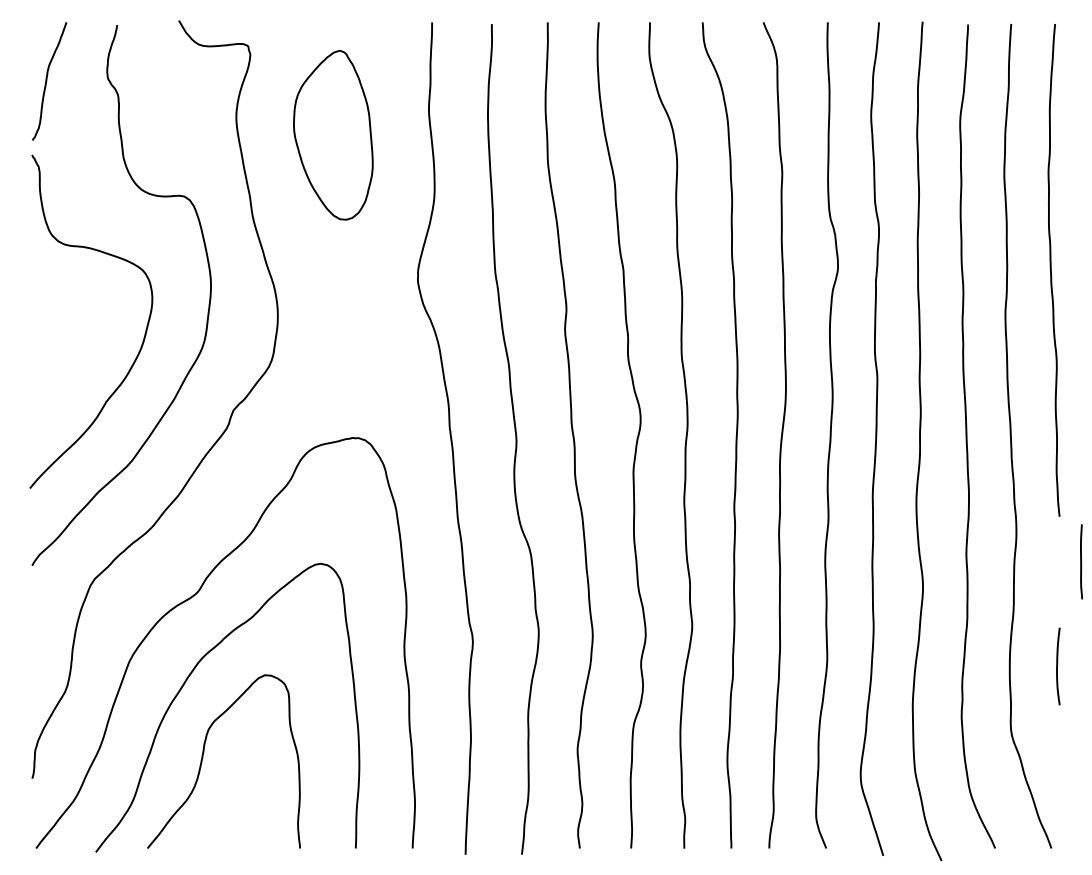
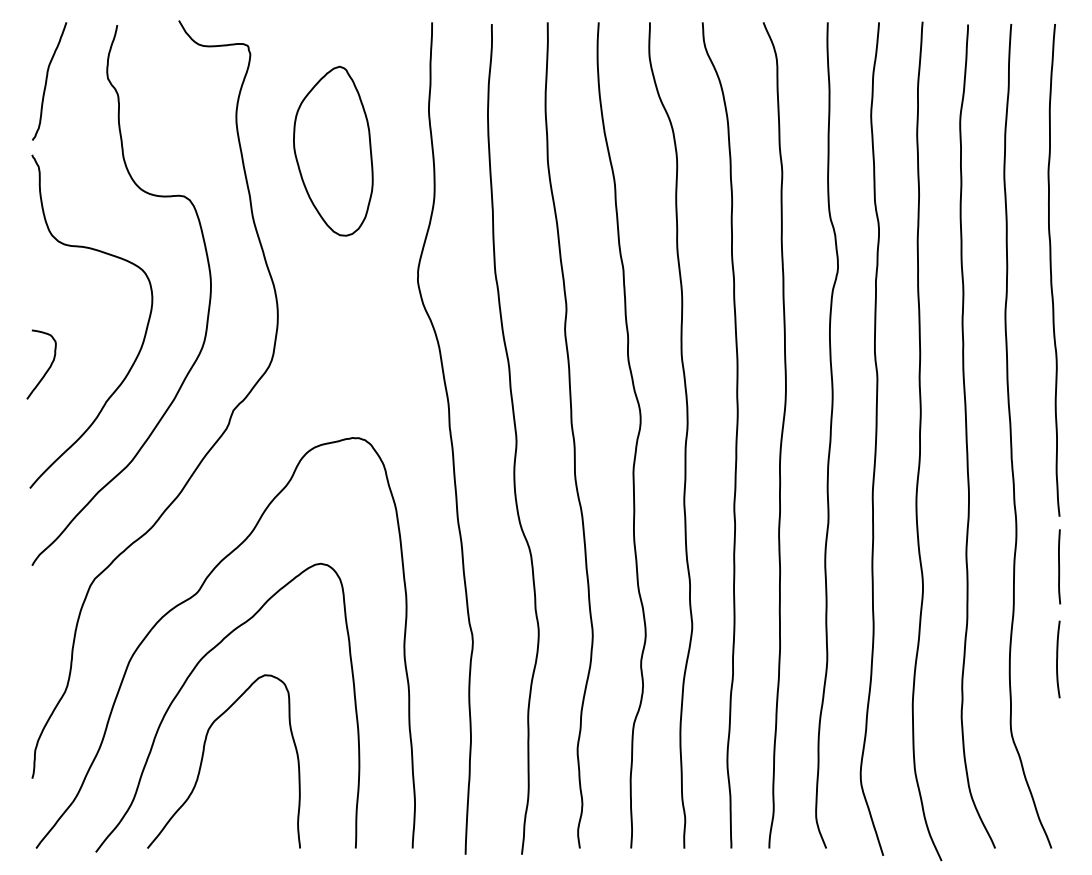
part position: (333, 134) -> (333, 150) (333, 150)
curve: none -> present (48, 367)
curve position: (1081, 561) -> (1059, 566) (1059, 566)
curve position: (1057, 666) -> (1057, 659) (1057, 659)
